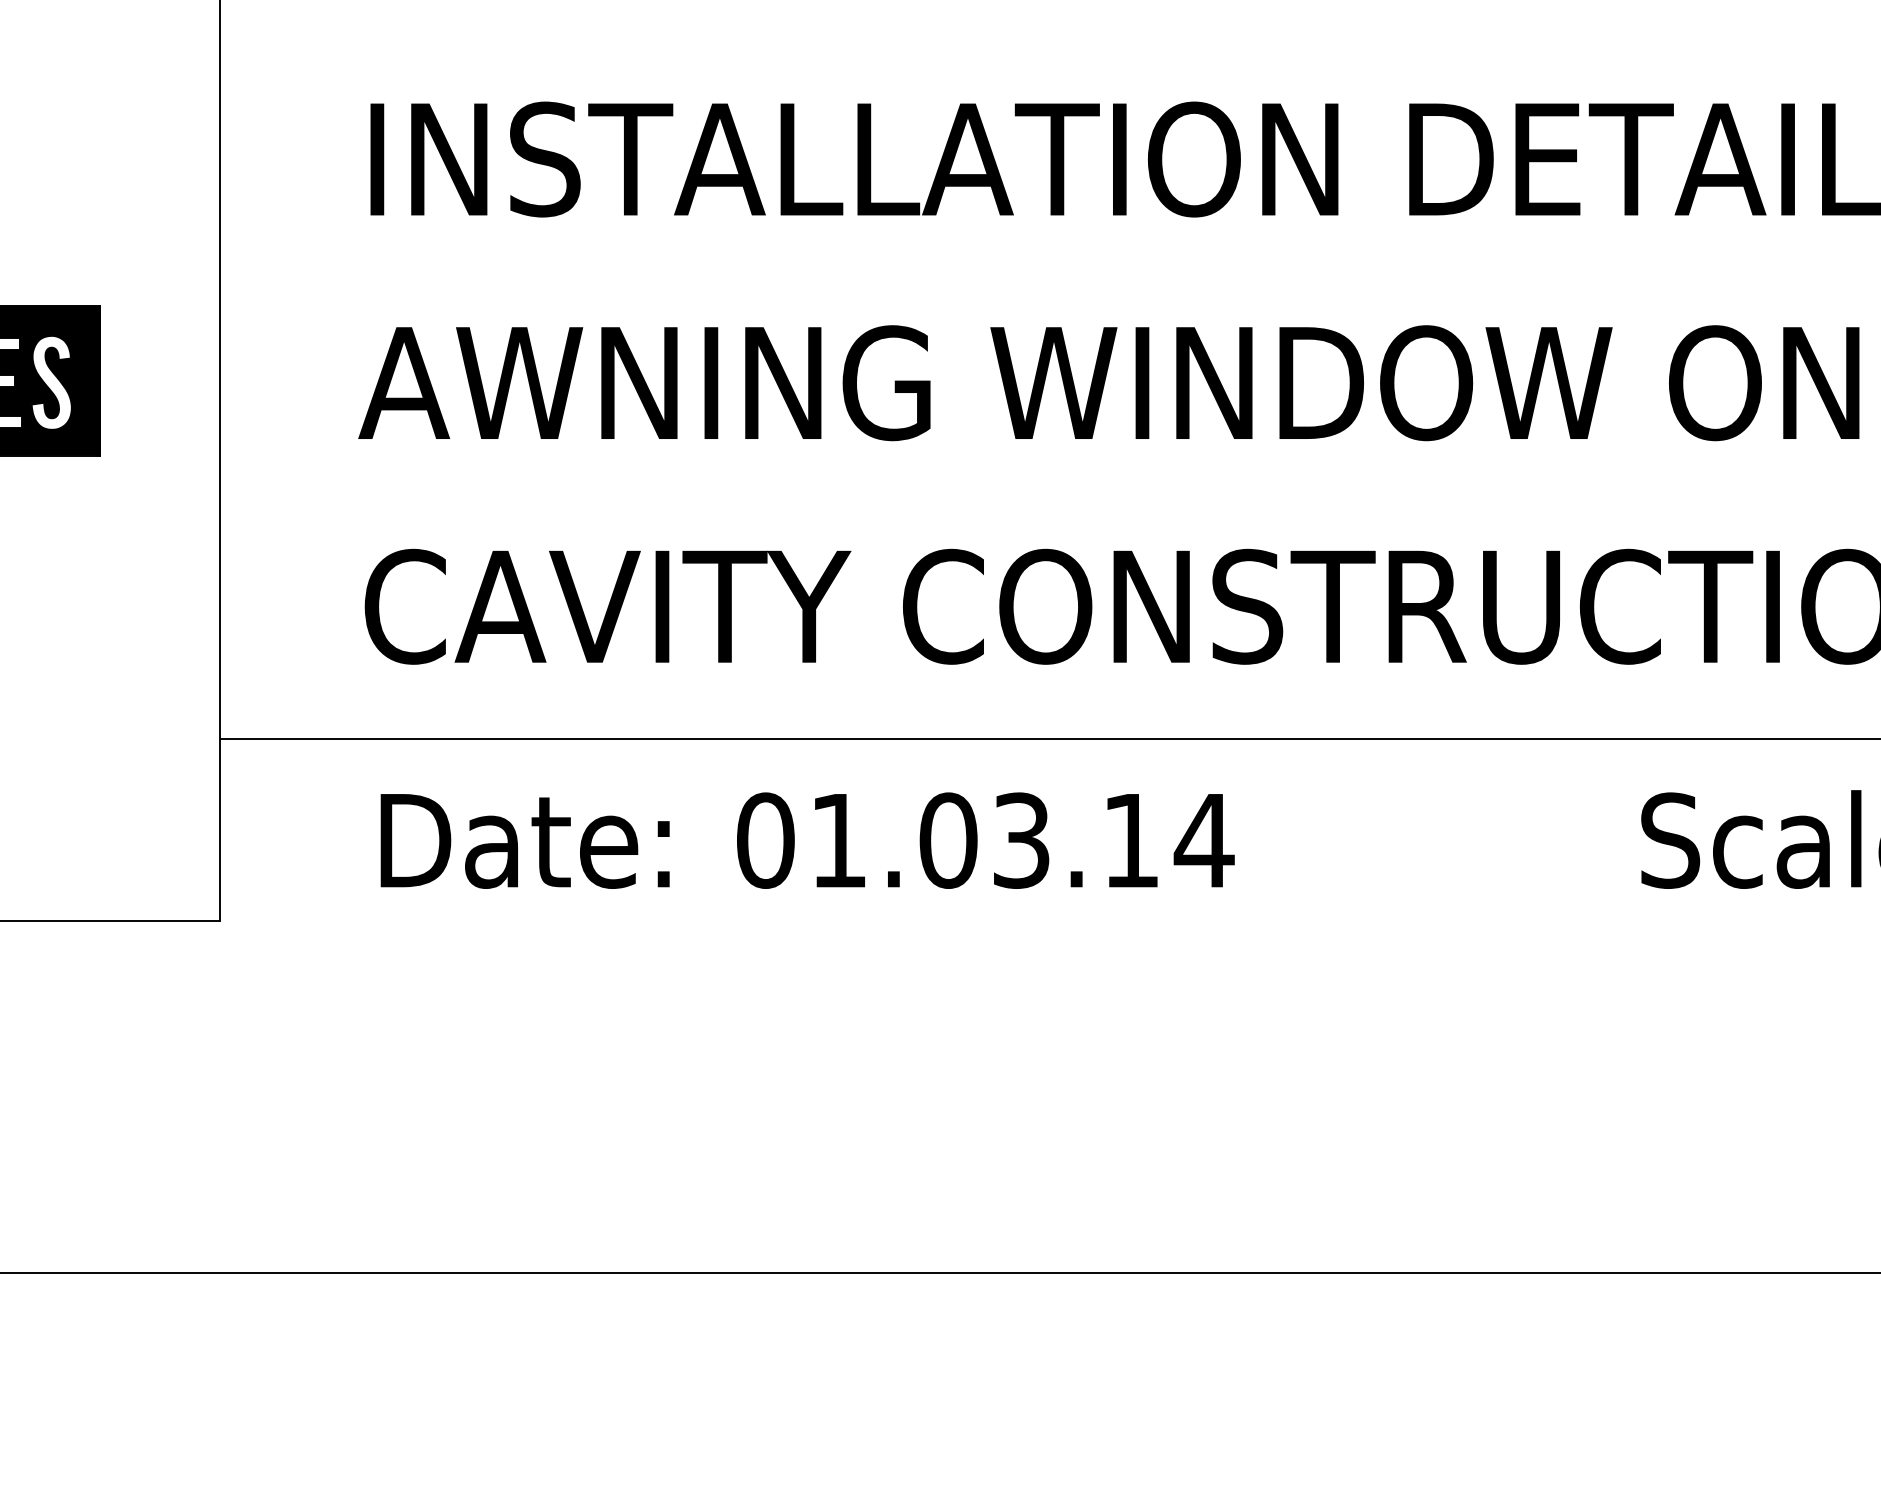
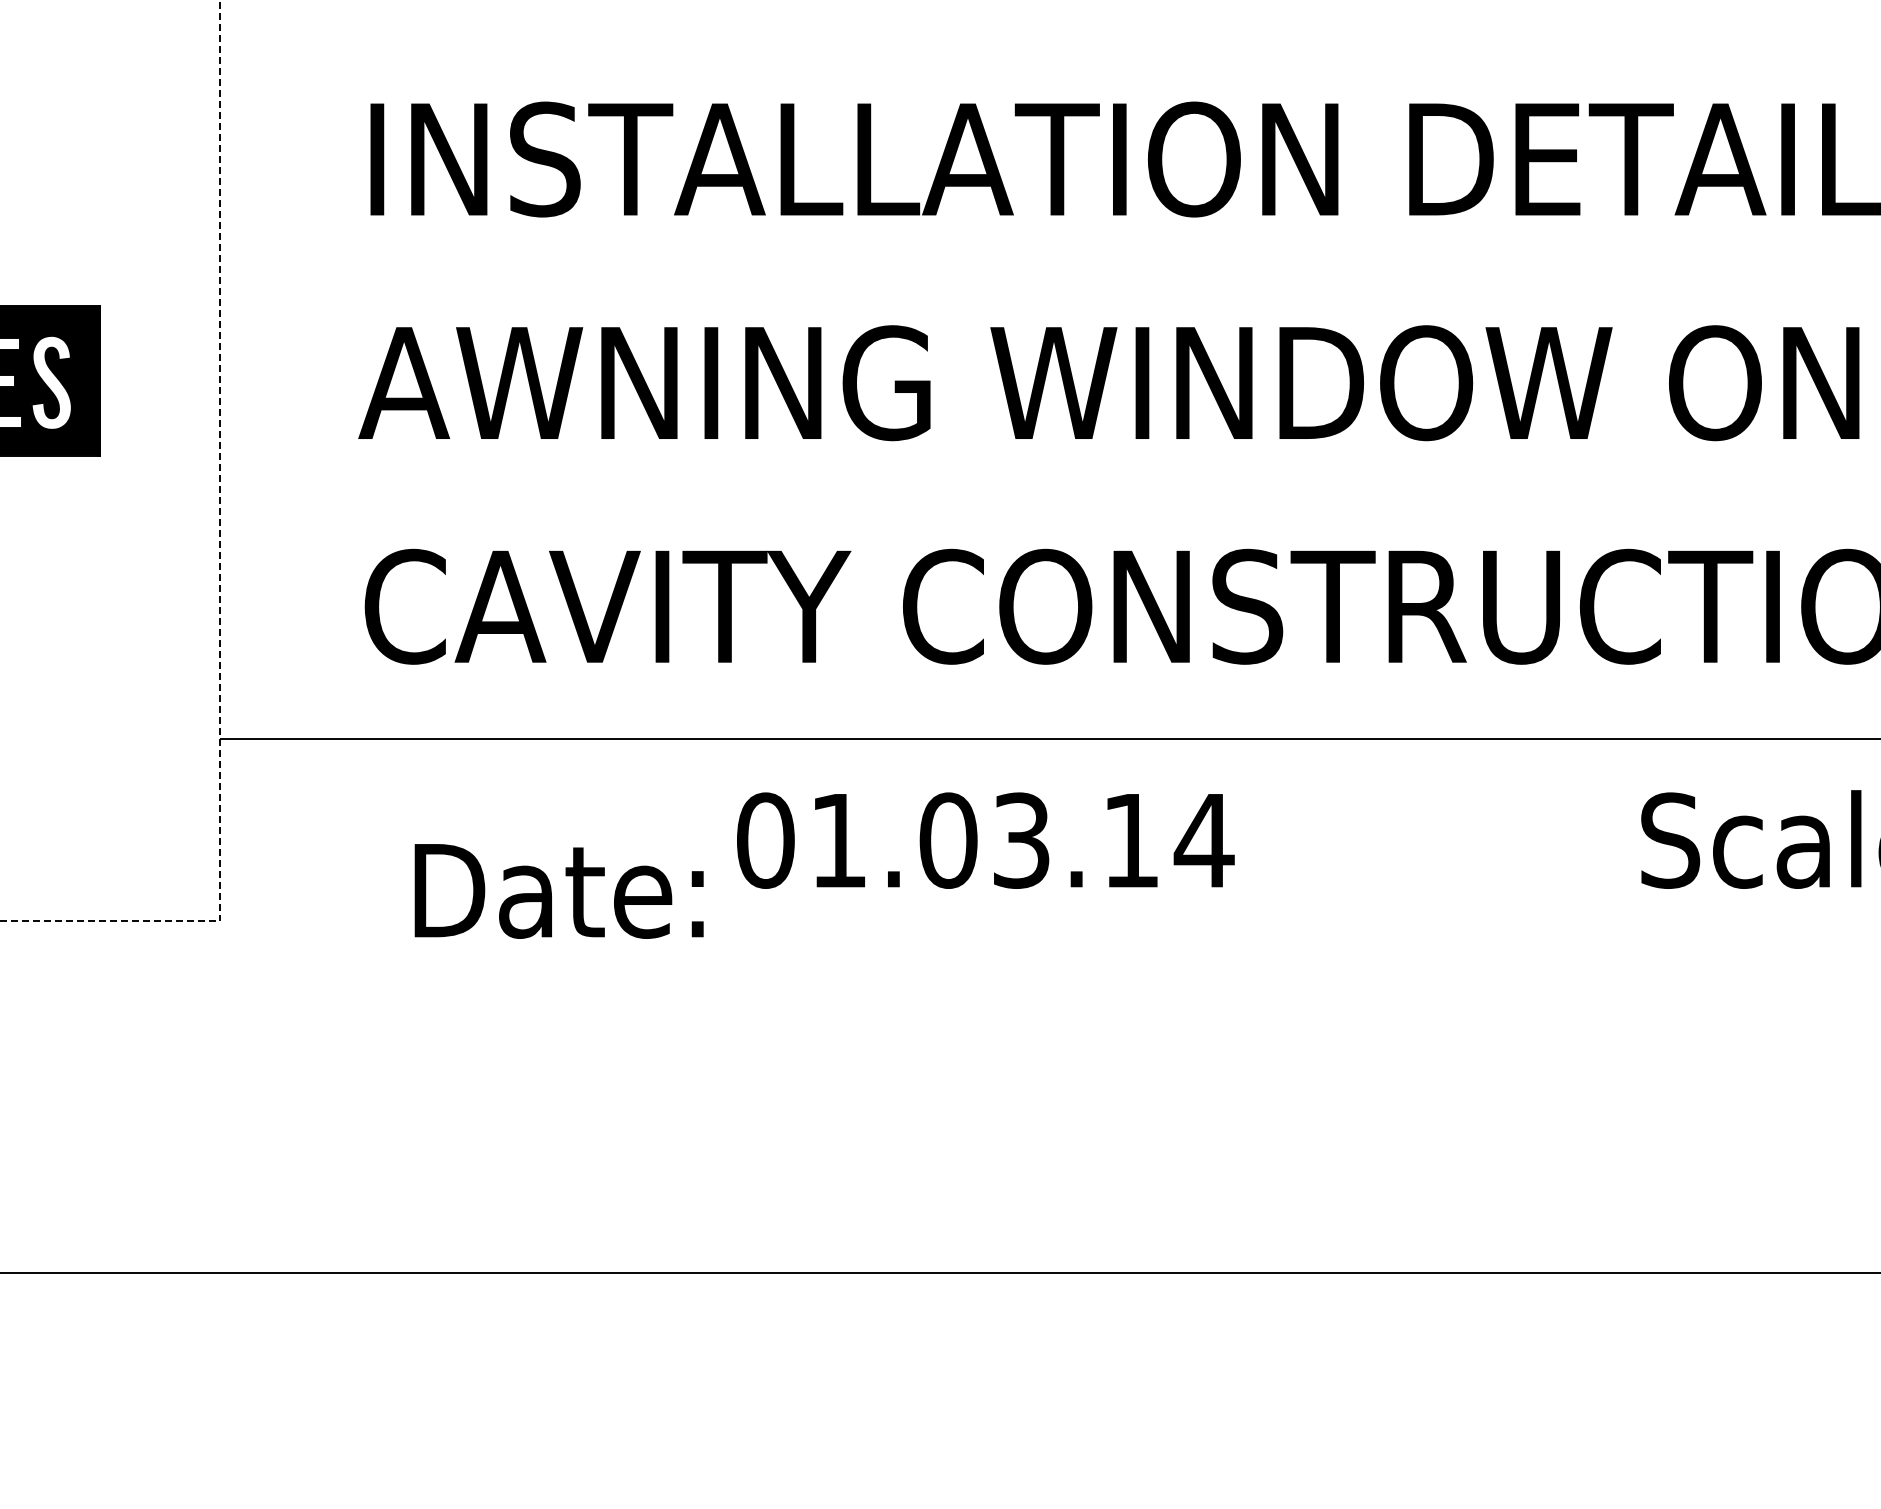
line: solid -> dashed (220, 571)
text position: (524, 841) -> (558, 891) (558, 891)
